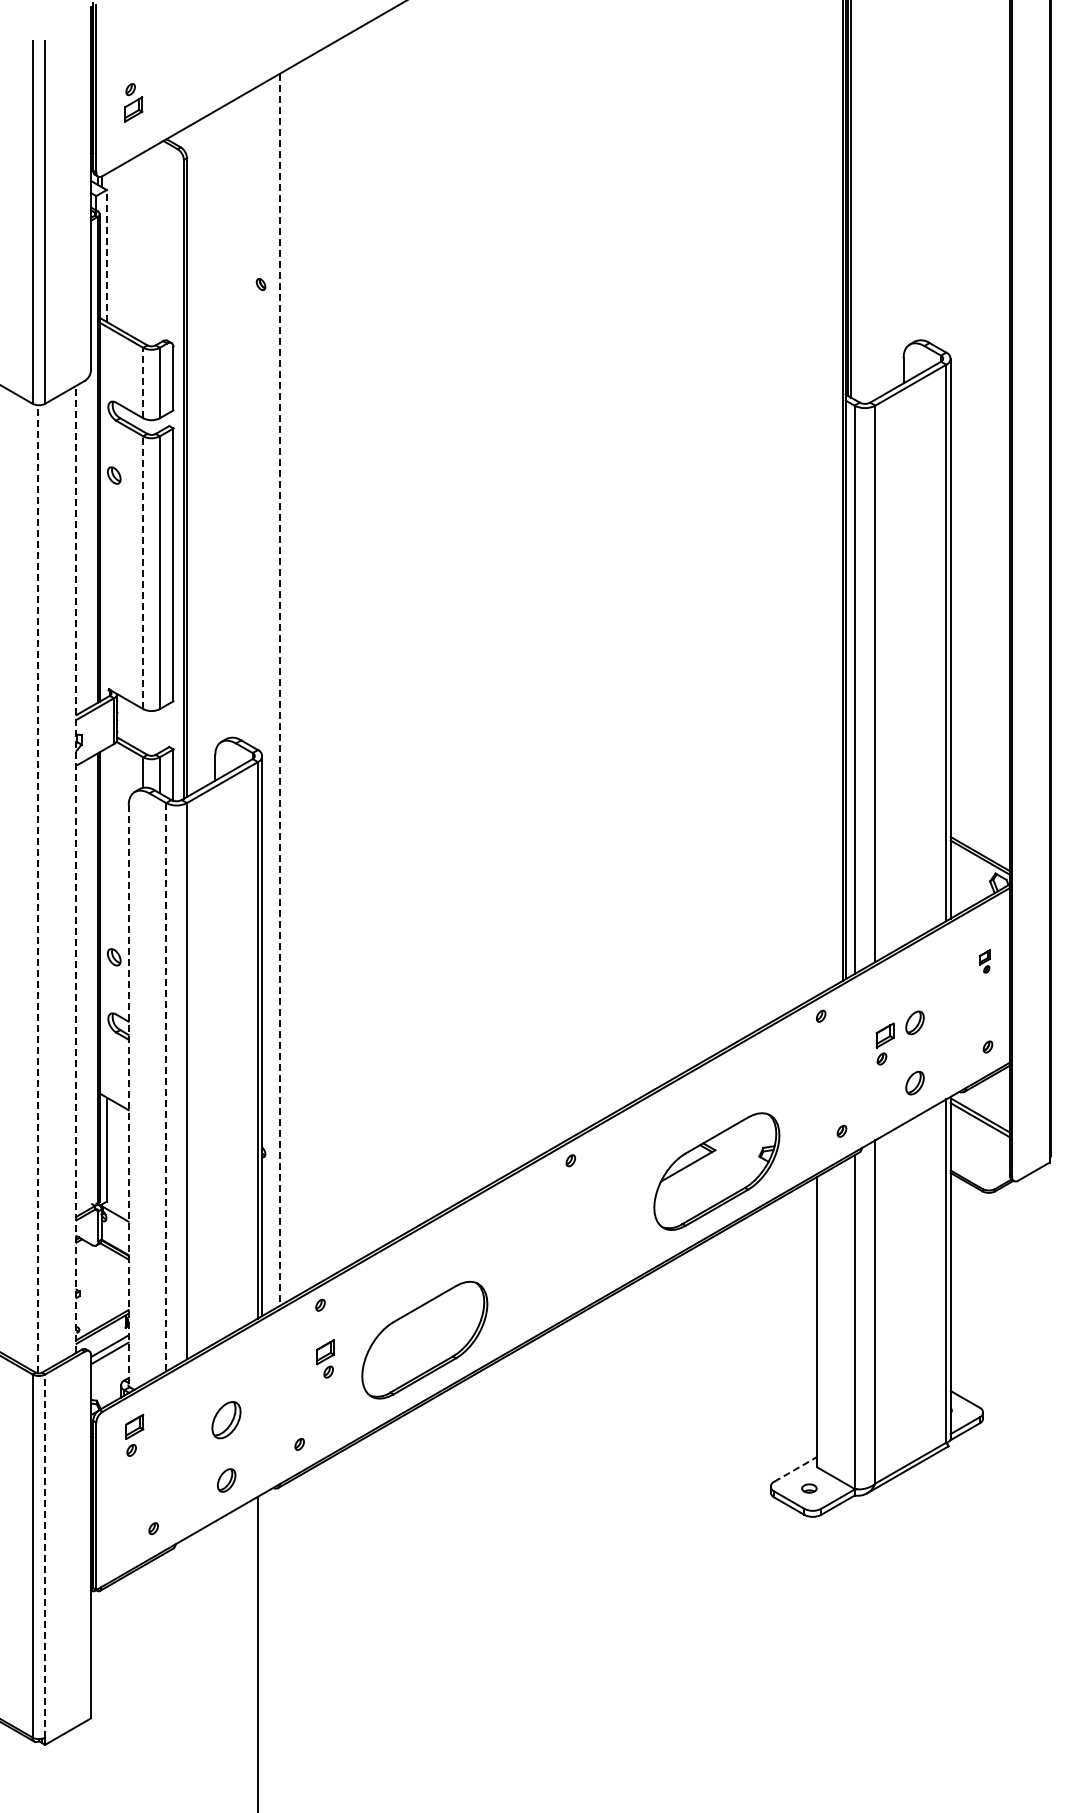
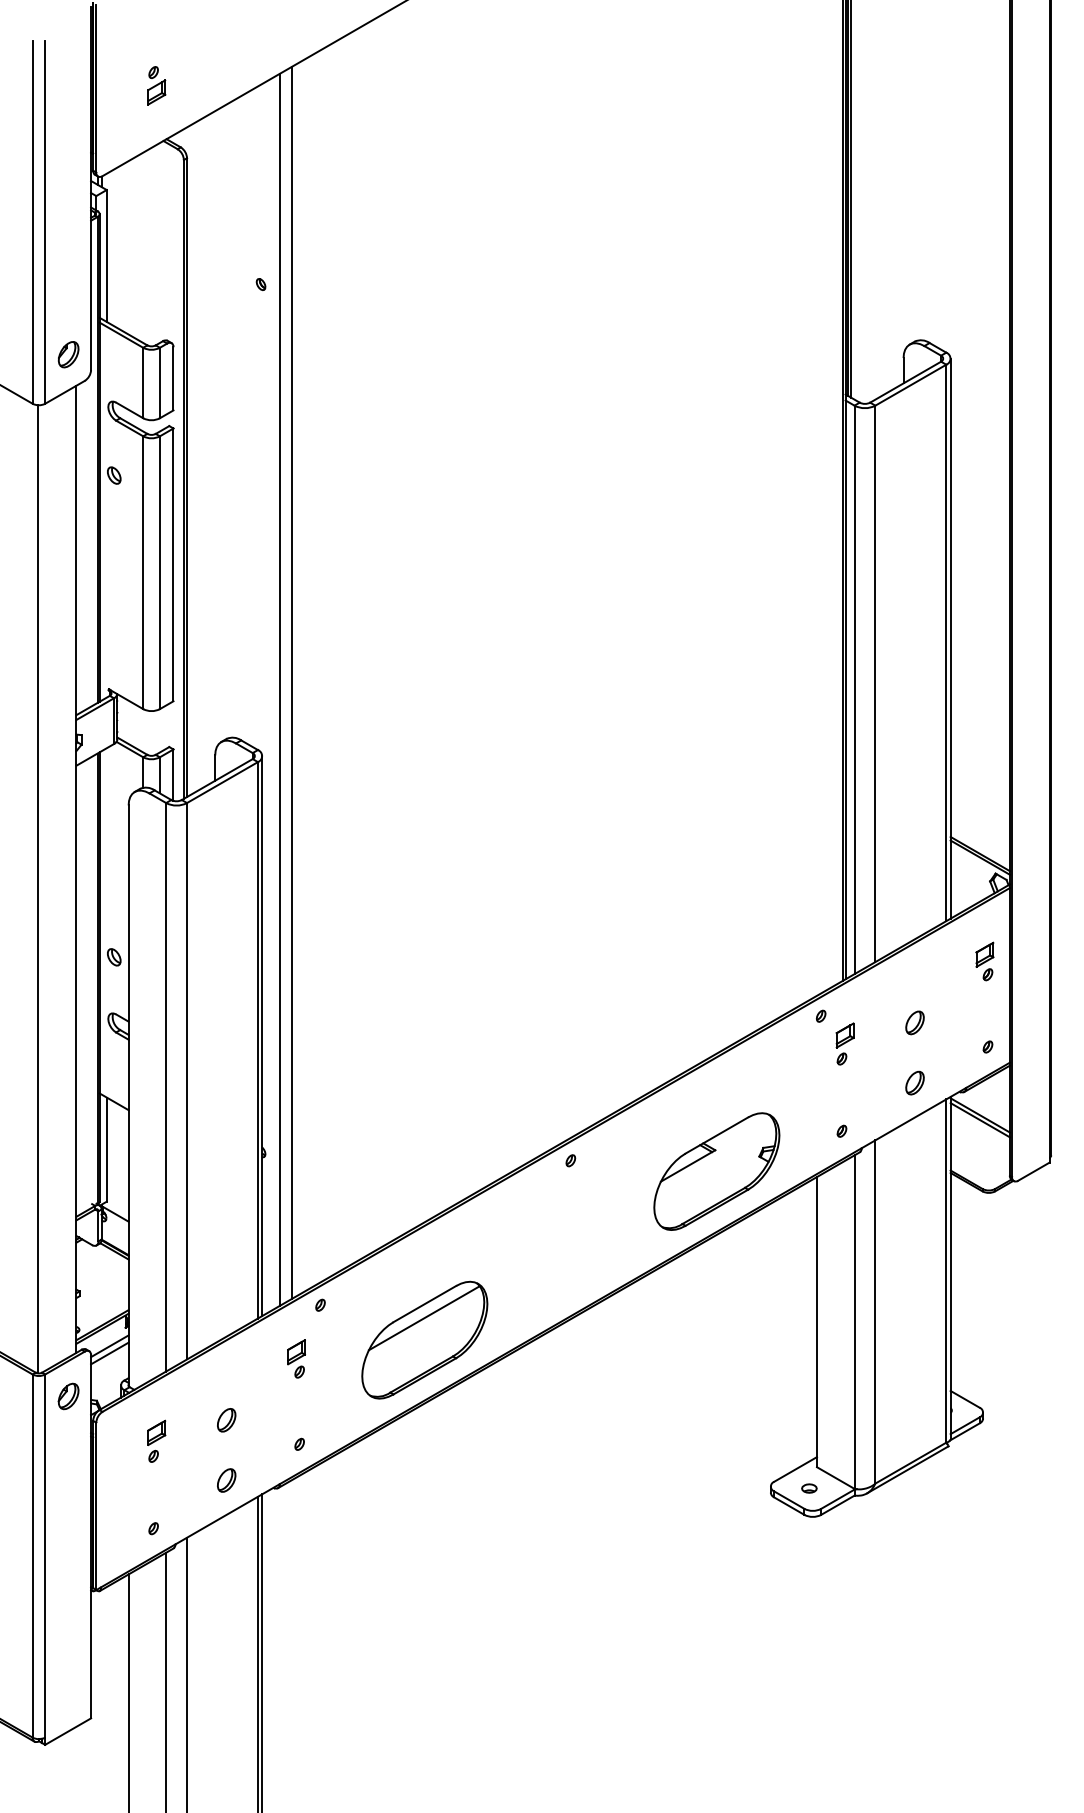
part position: (133, 102) -> (156, 85) (156, 85)
line: dashed -> solid (106, 255)
part: none -> present (68, 354)
line: dashed -> solid (143, 382)
line: dashed -> solid (143, 572)
line: none -> present (292, 682)
line: dashed -> solid (279, 690)
line: dashed -> solid (76, 869)
line: dashed -> solid (37, 888)
part size: 13x25 px -> 20x41 px (984, 961)
part position: (884, 1043) -> (844, 1043) (844, 1043)
line: dashed -> solid (166, 1087)
line: dashed -> solid (128, 1096)
line: none -> present (423, 1318)
part position: (325, 1358) -> (296, 1358) (296, 1358)
part: none -> present (68, 1396)
part size: 31x39 px -> 20x25 px (226, 1420)
part position: (134, 1434) -> (156, 1440) (156, 1440)
line: dashed -> solid (795, 1469)
line: dashed -> solid (45, 1556)
line: none -> present (262, 1651)
line: none -> present (187, 1673)
line: none -> present (166, 1680)
line: none -> present (128, 1691)
